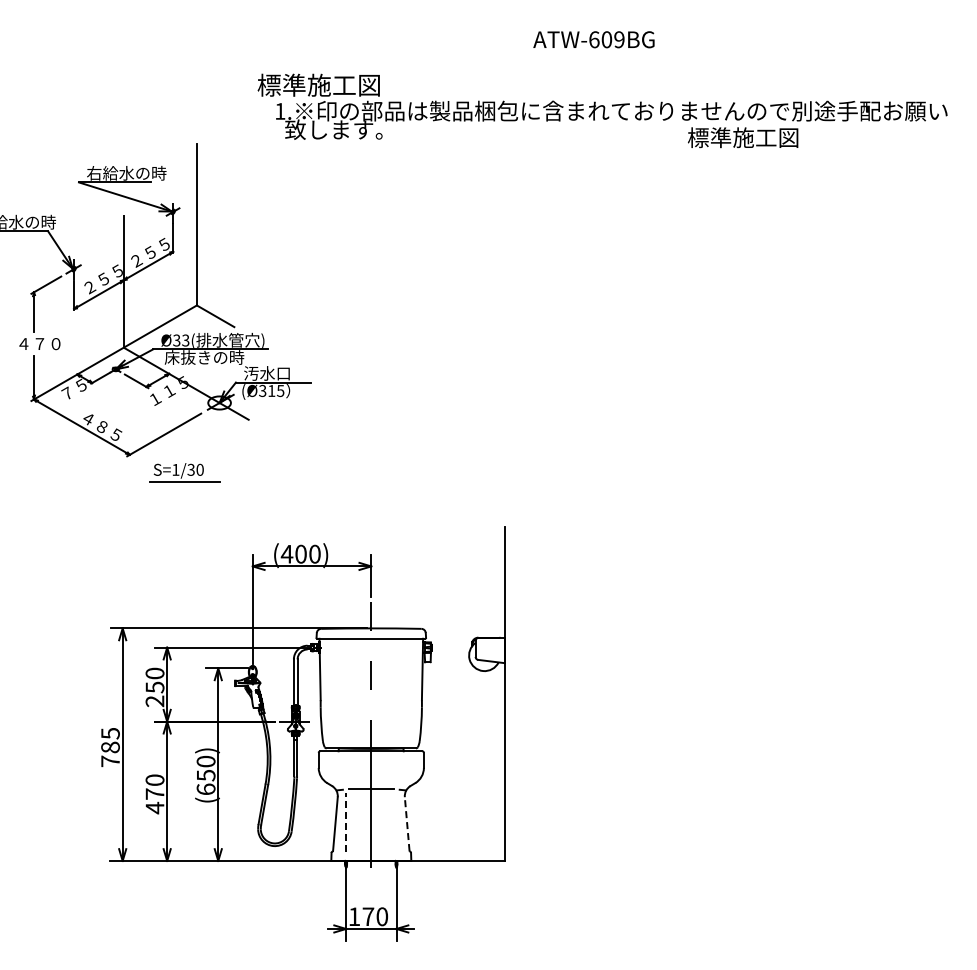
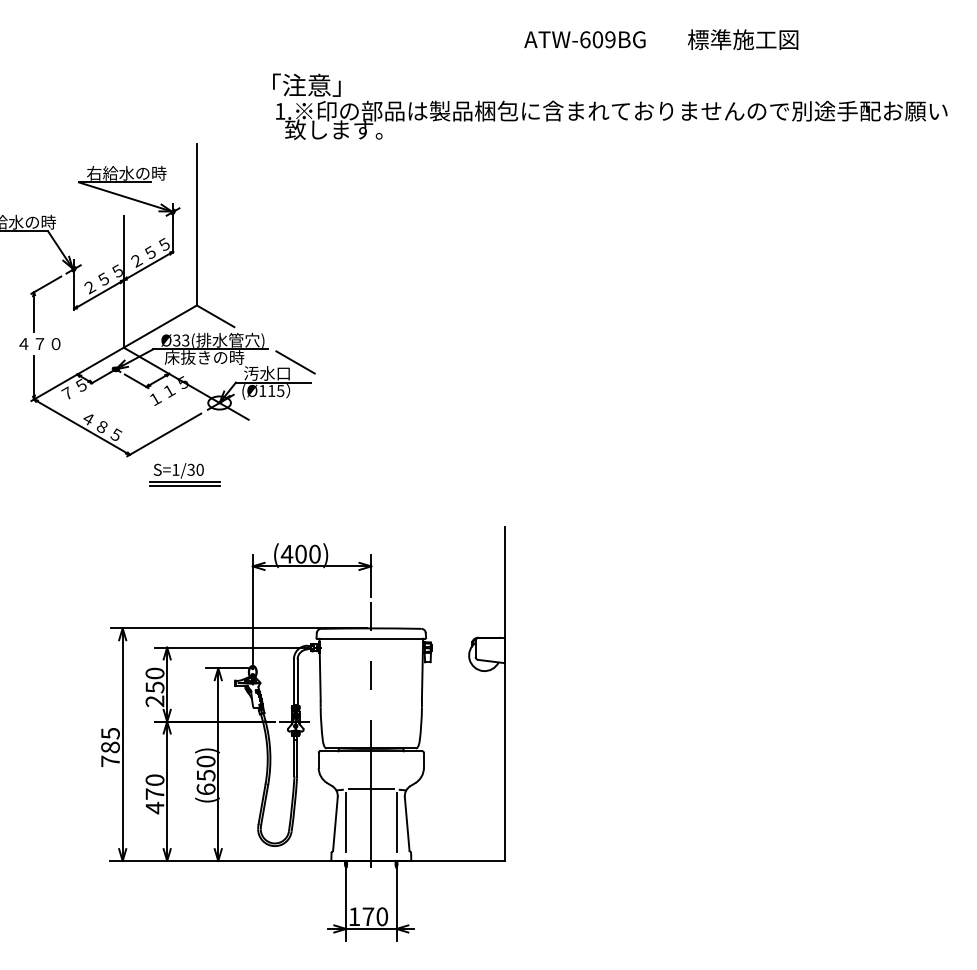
text position: (593, 39) -> (584, 39) (584, 39)
text: 標準施工図 -> 「注意」 (318, 84)
text position: (743, 137) -> (743, 39) (743, 39)
line: none -> present (295, 362)
text: (Ø315 -> (Ø115 (262, 390)
line: none -> present (184, 485)
line: dashed -> solid (346, 822)
line: none -> present (396, 822)
line: dashed -> solid (407, 823)
